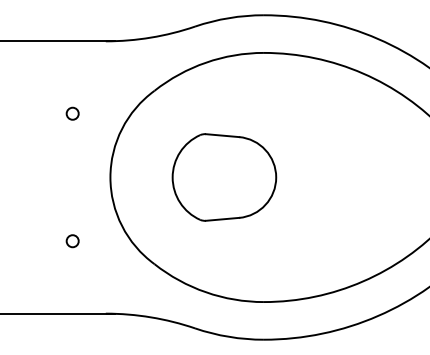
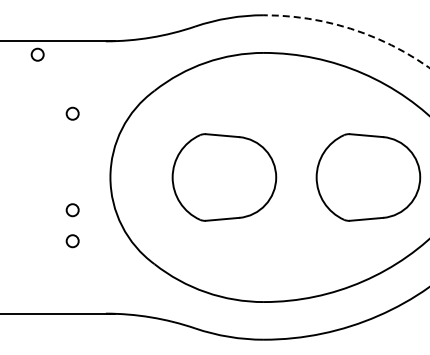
arc: solid -> dashed (350, 28)
circle: none -> present (37, 54)
part: none -> present (368, 177)
circle: none -> present (72, 210)
